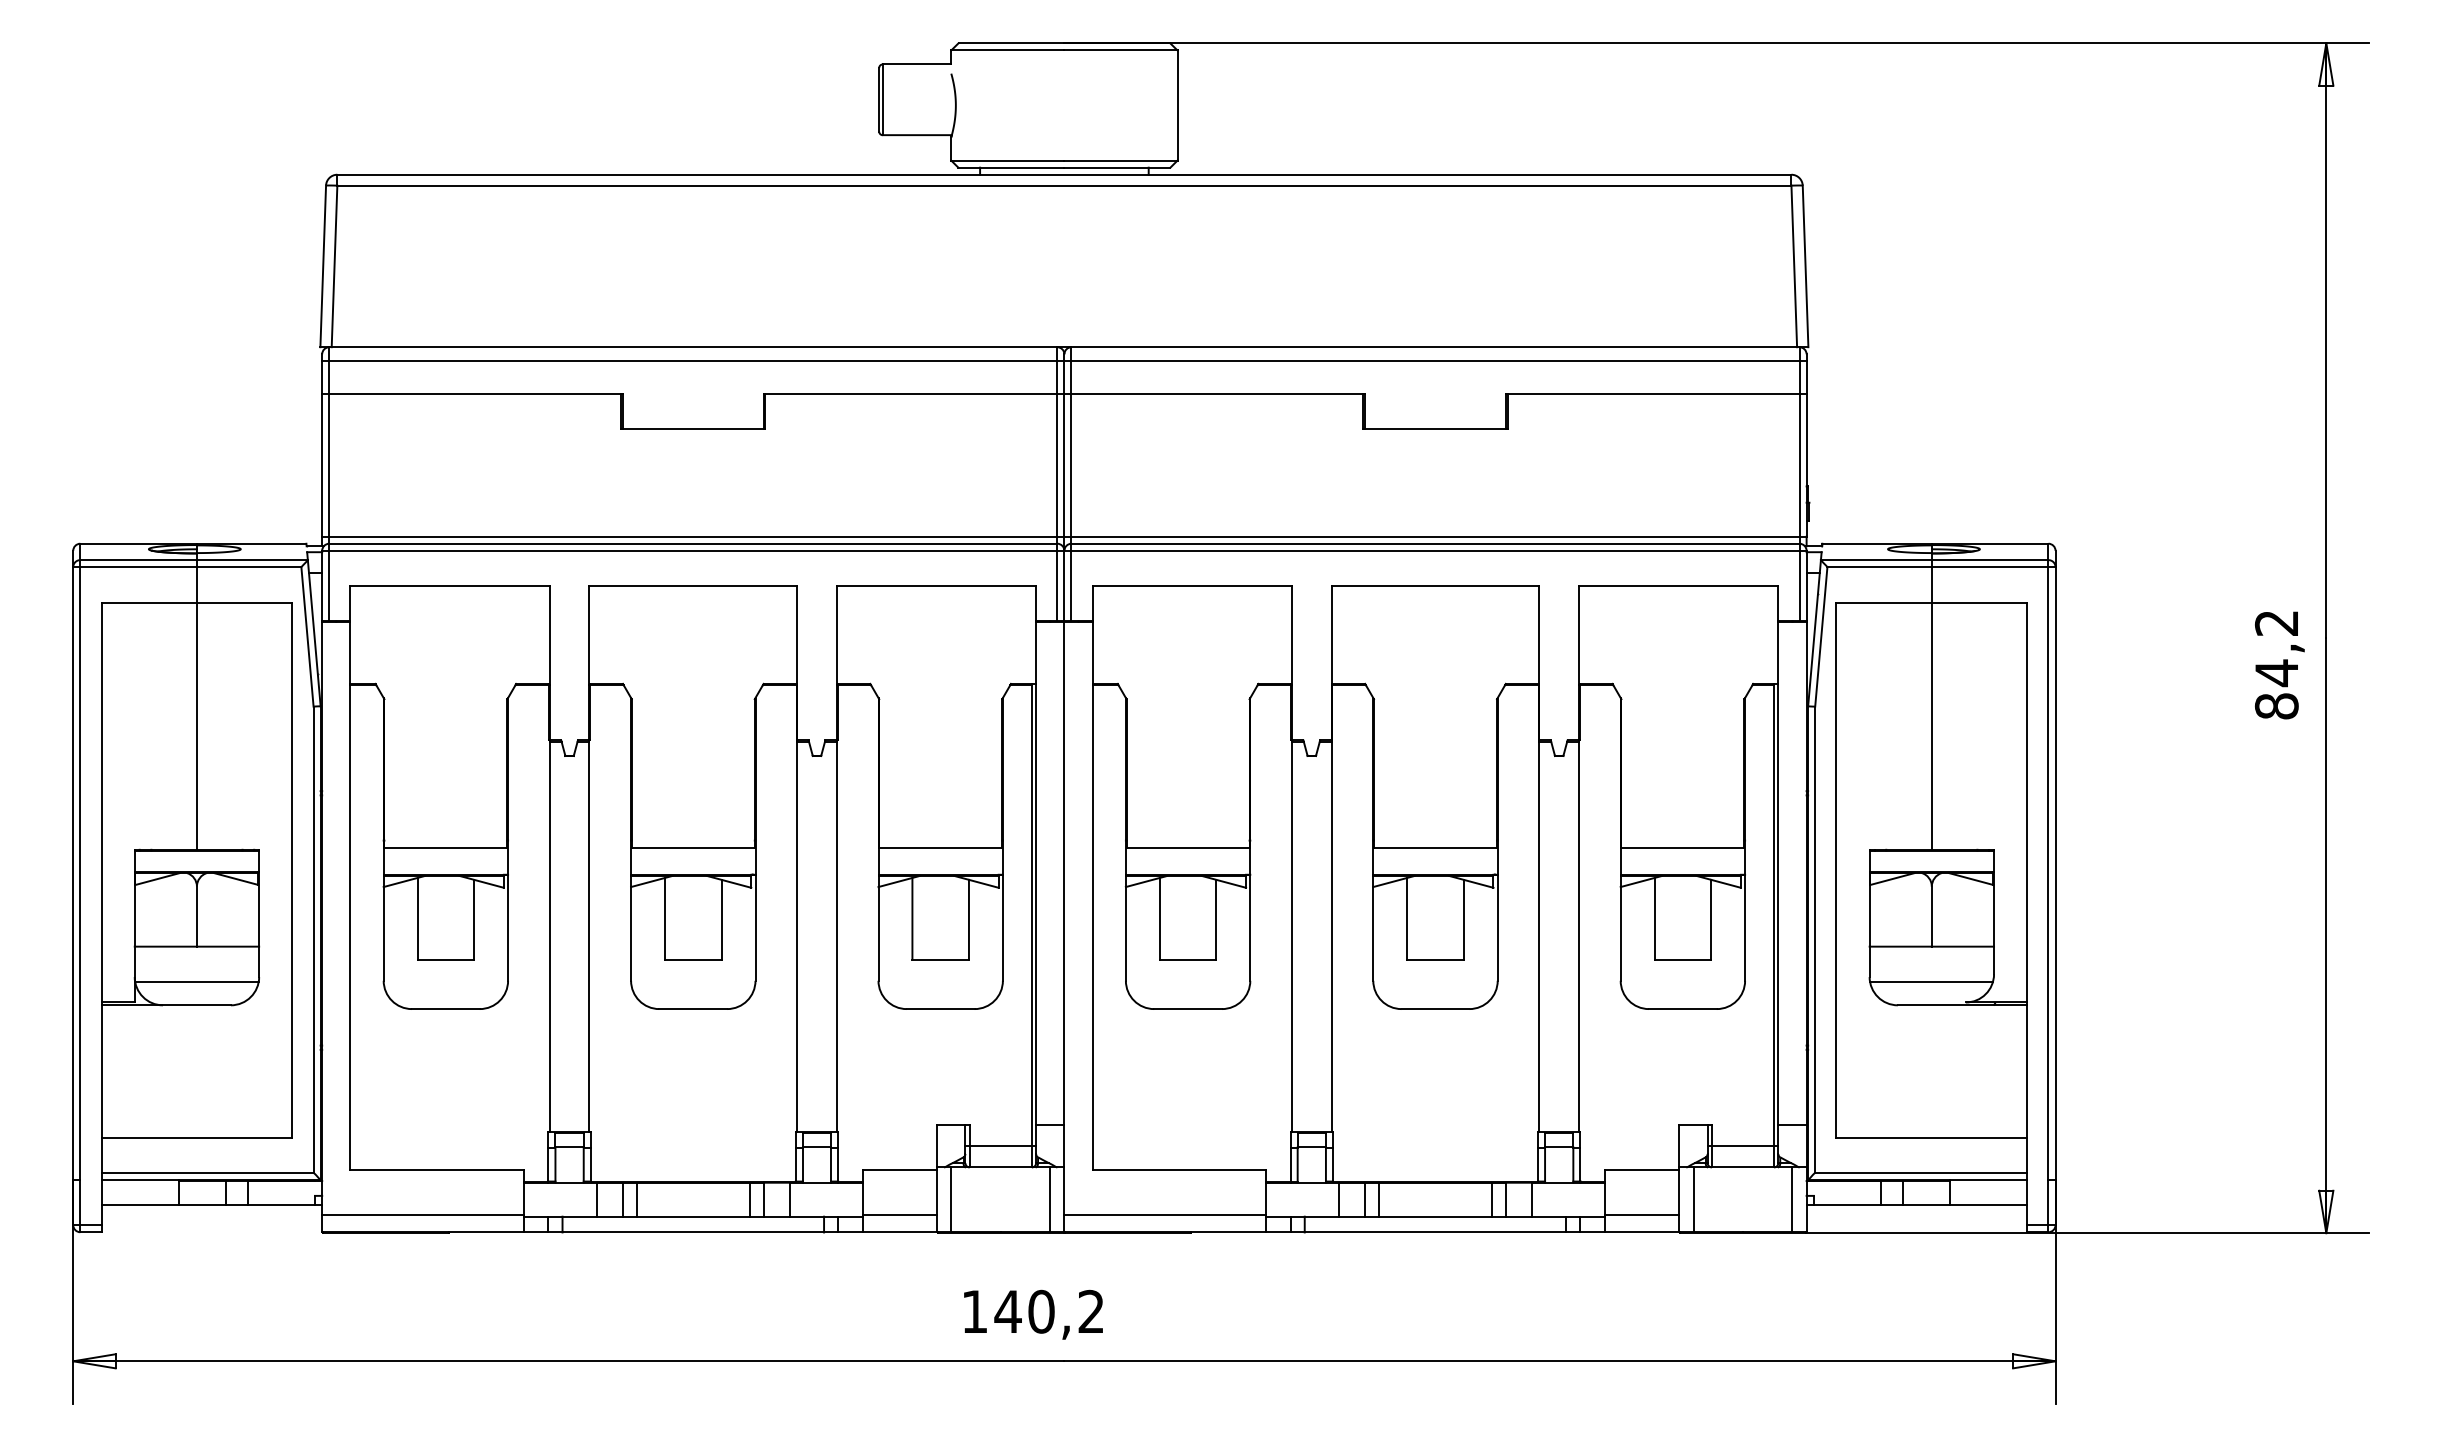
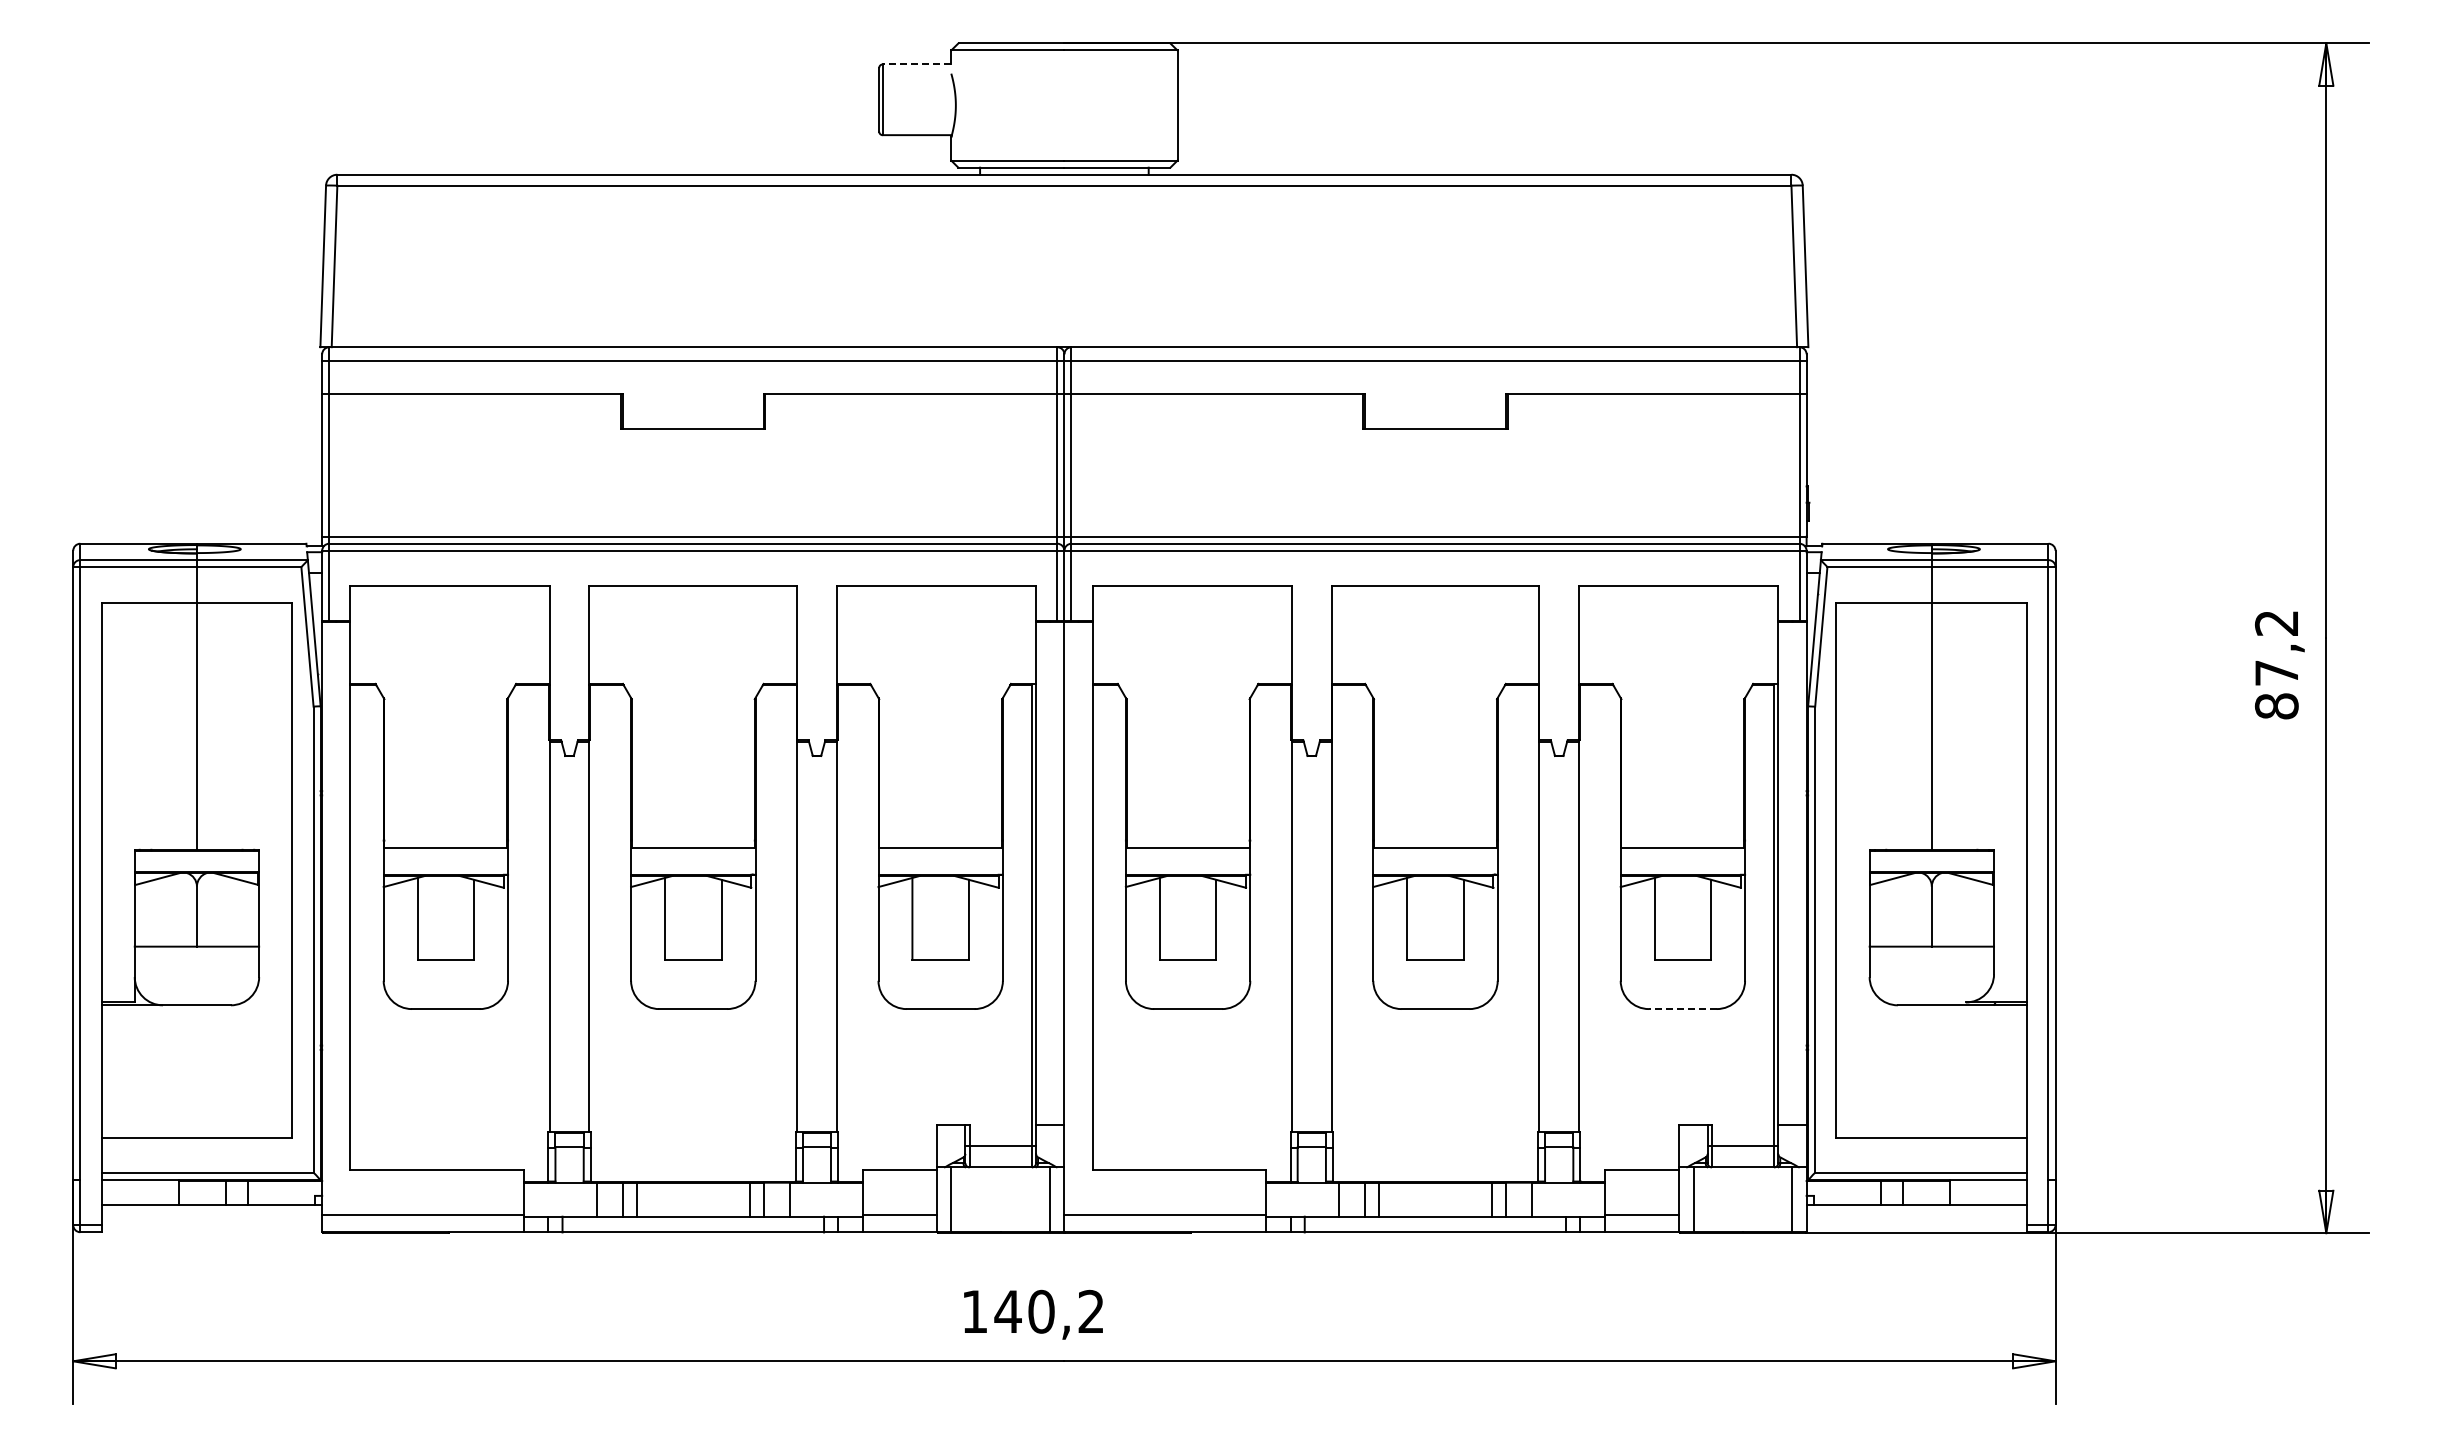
line: solid -> dashed (916, 64)
text: 84,2 -> 87,2 (2276, 673)
line: present -> none (196, 982)
line: present -> none (1931, 982)
line: solid -> dashed (1682, 1009)
